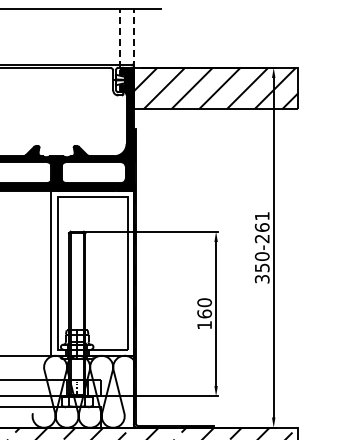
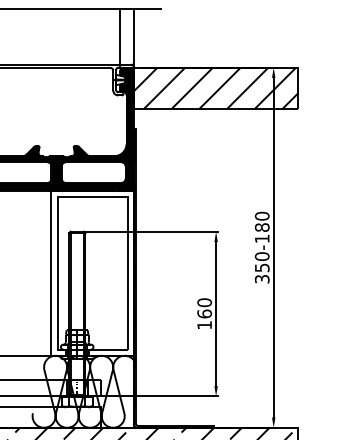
line: dashed -> solid (120, 37)
line: dashed -> solid (133, 37)
text: 350-261 -> 350-180 (261, 227)
